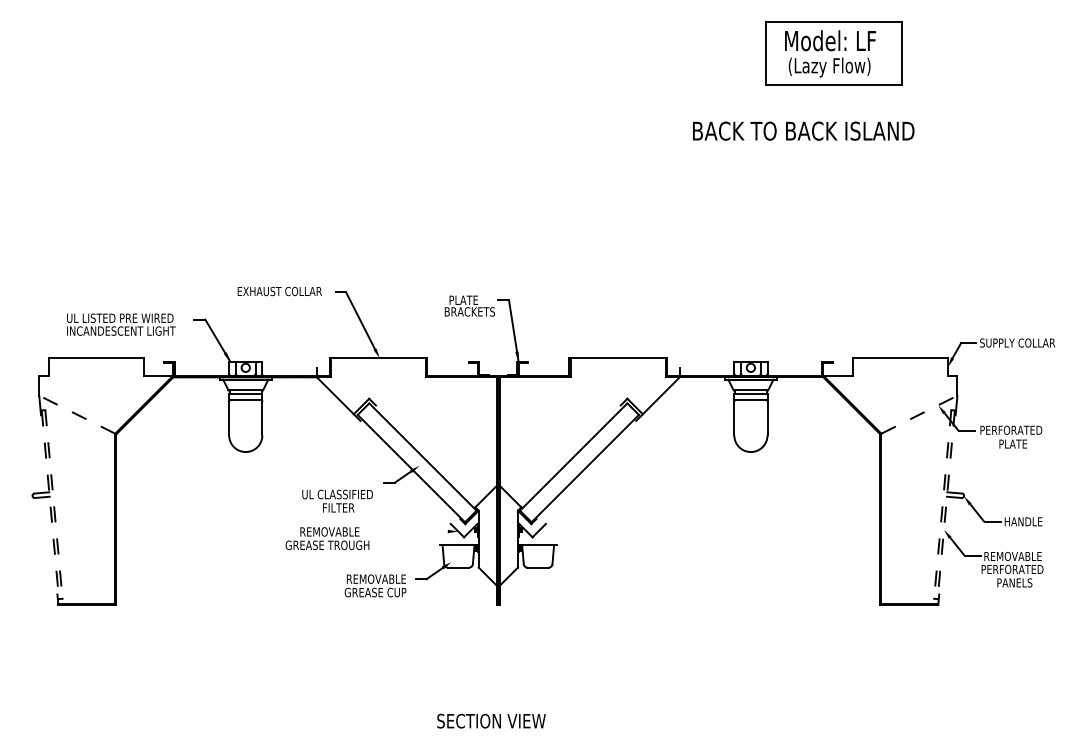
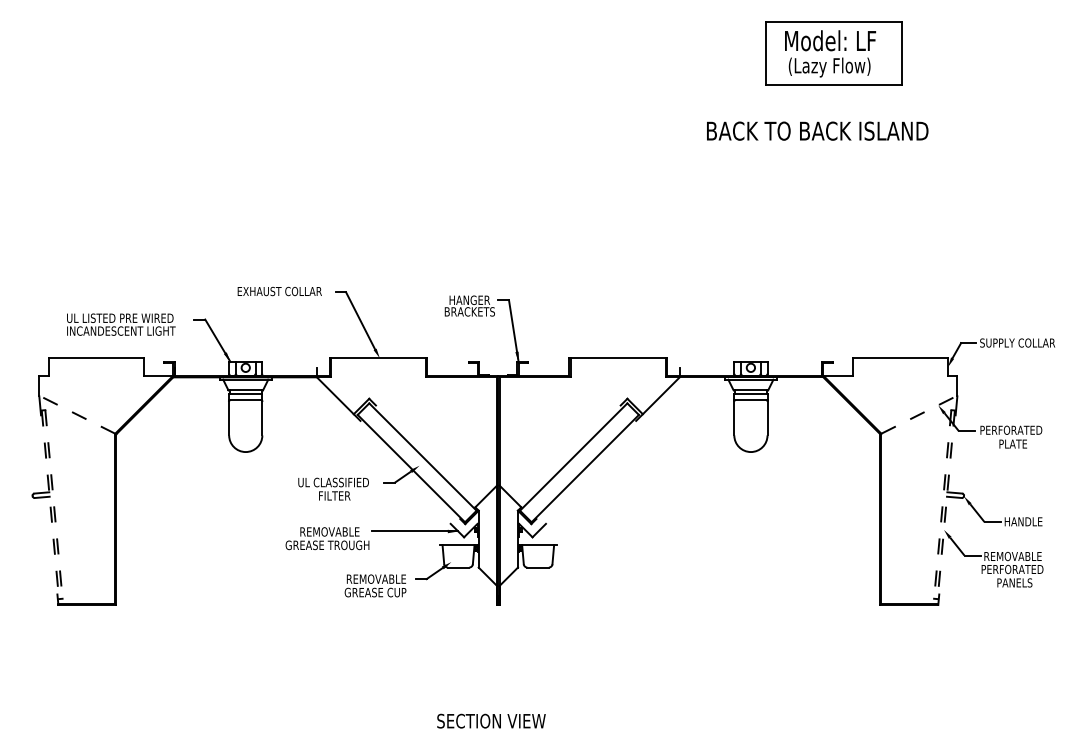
text position: (803, 130) -> (817, 130) (817, 130)
text: PLATE -> HANGER (469, 300)
text position: (337, 500) -> (333, 488) (333, 488)
line: none -> present (415, 531)
